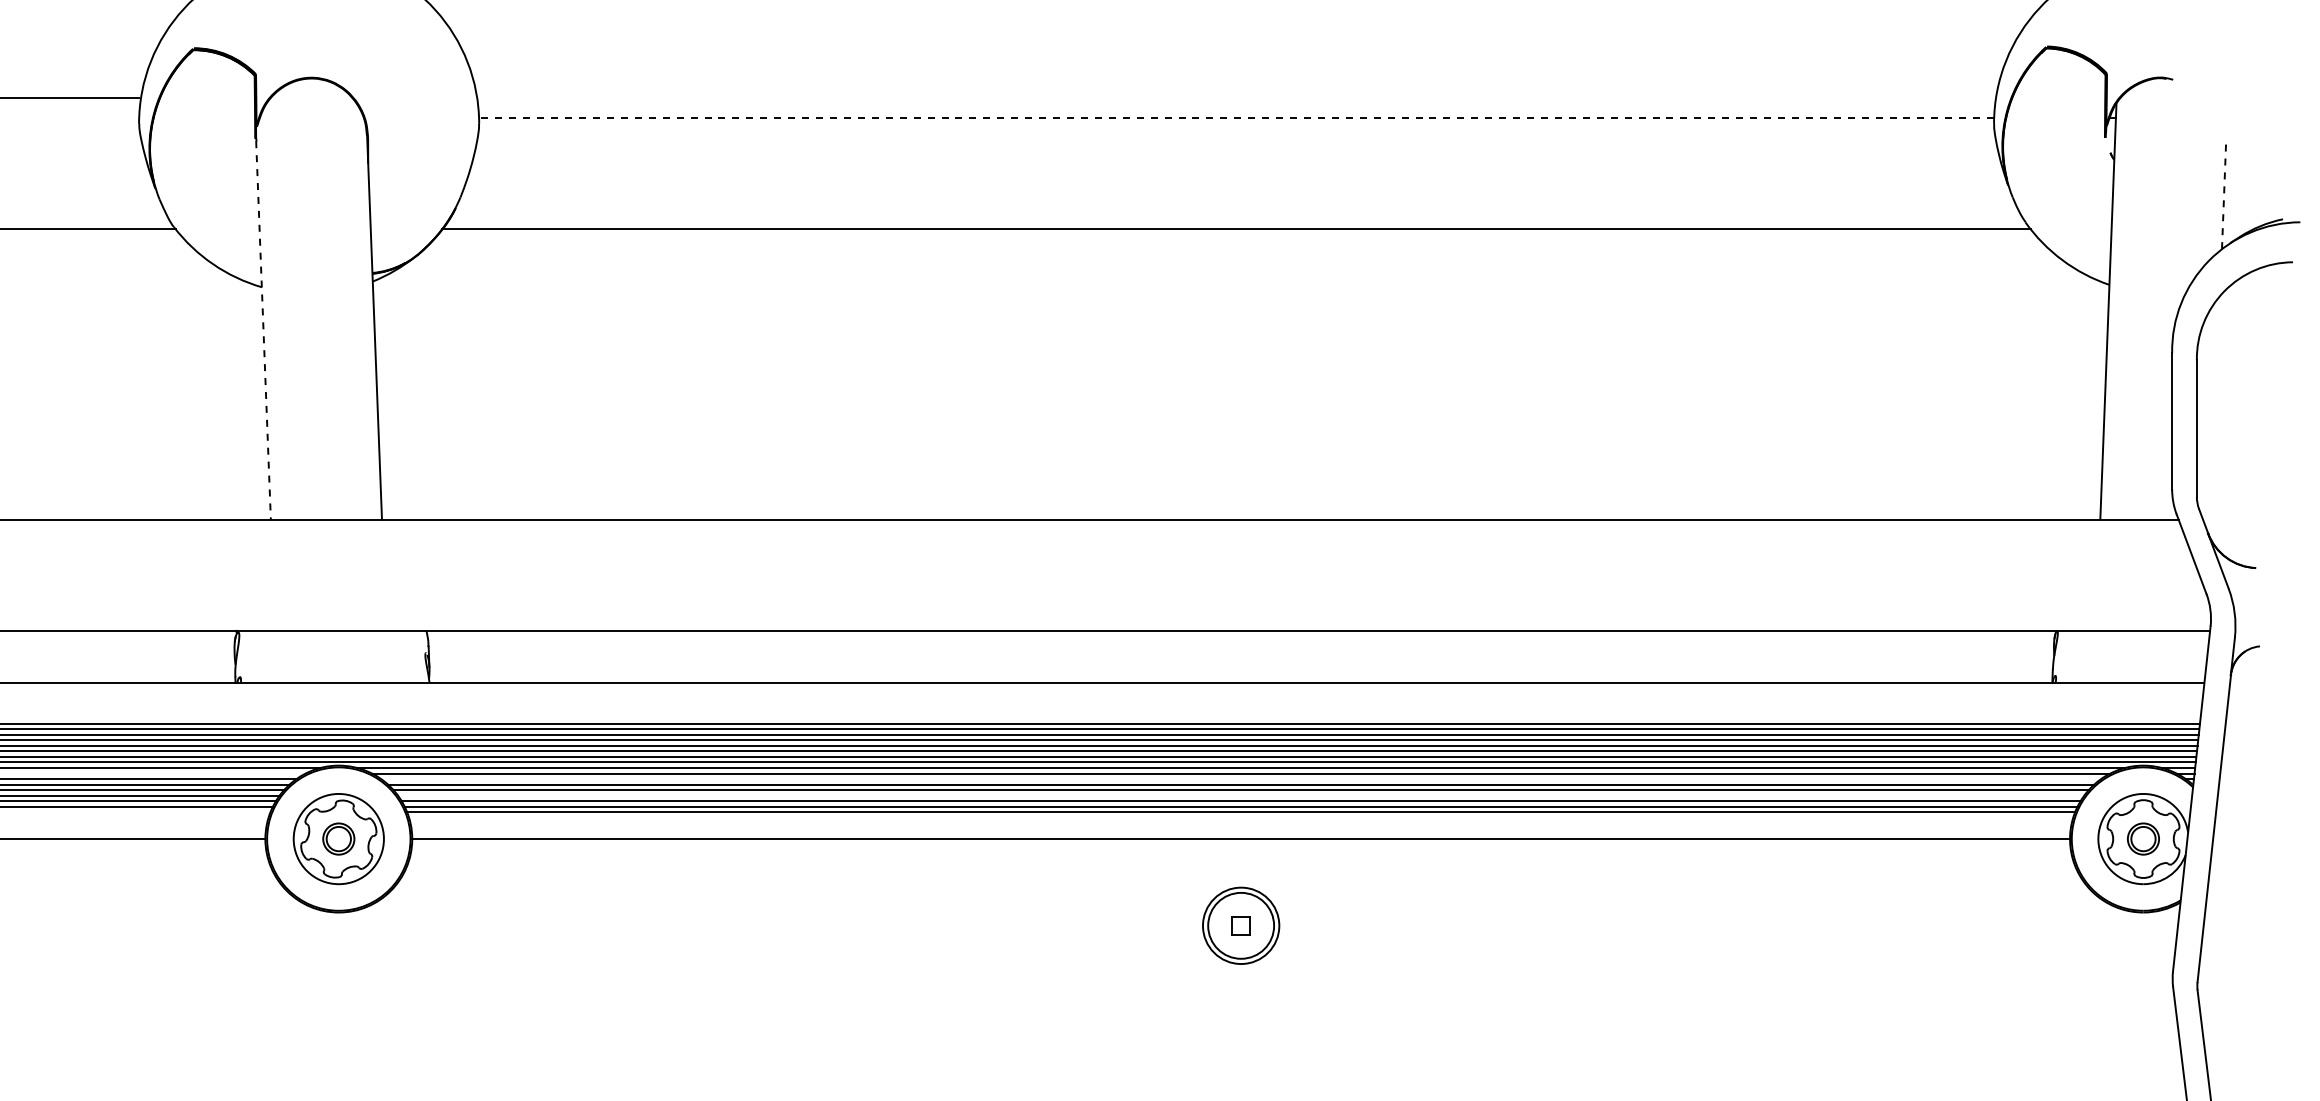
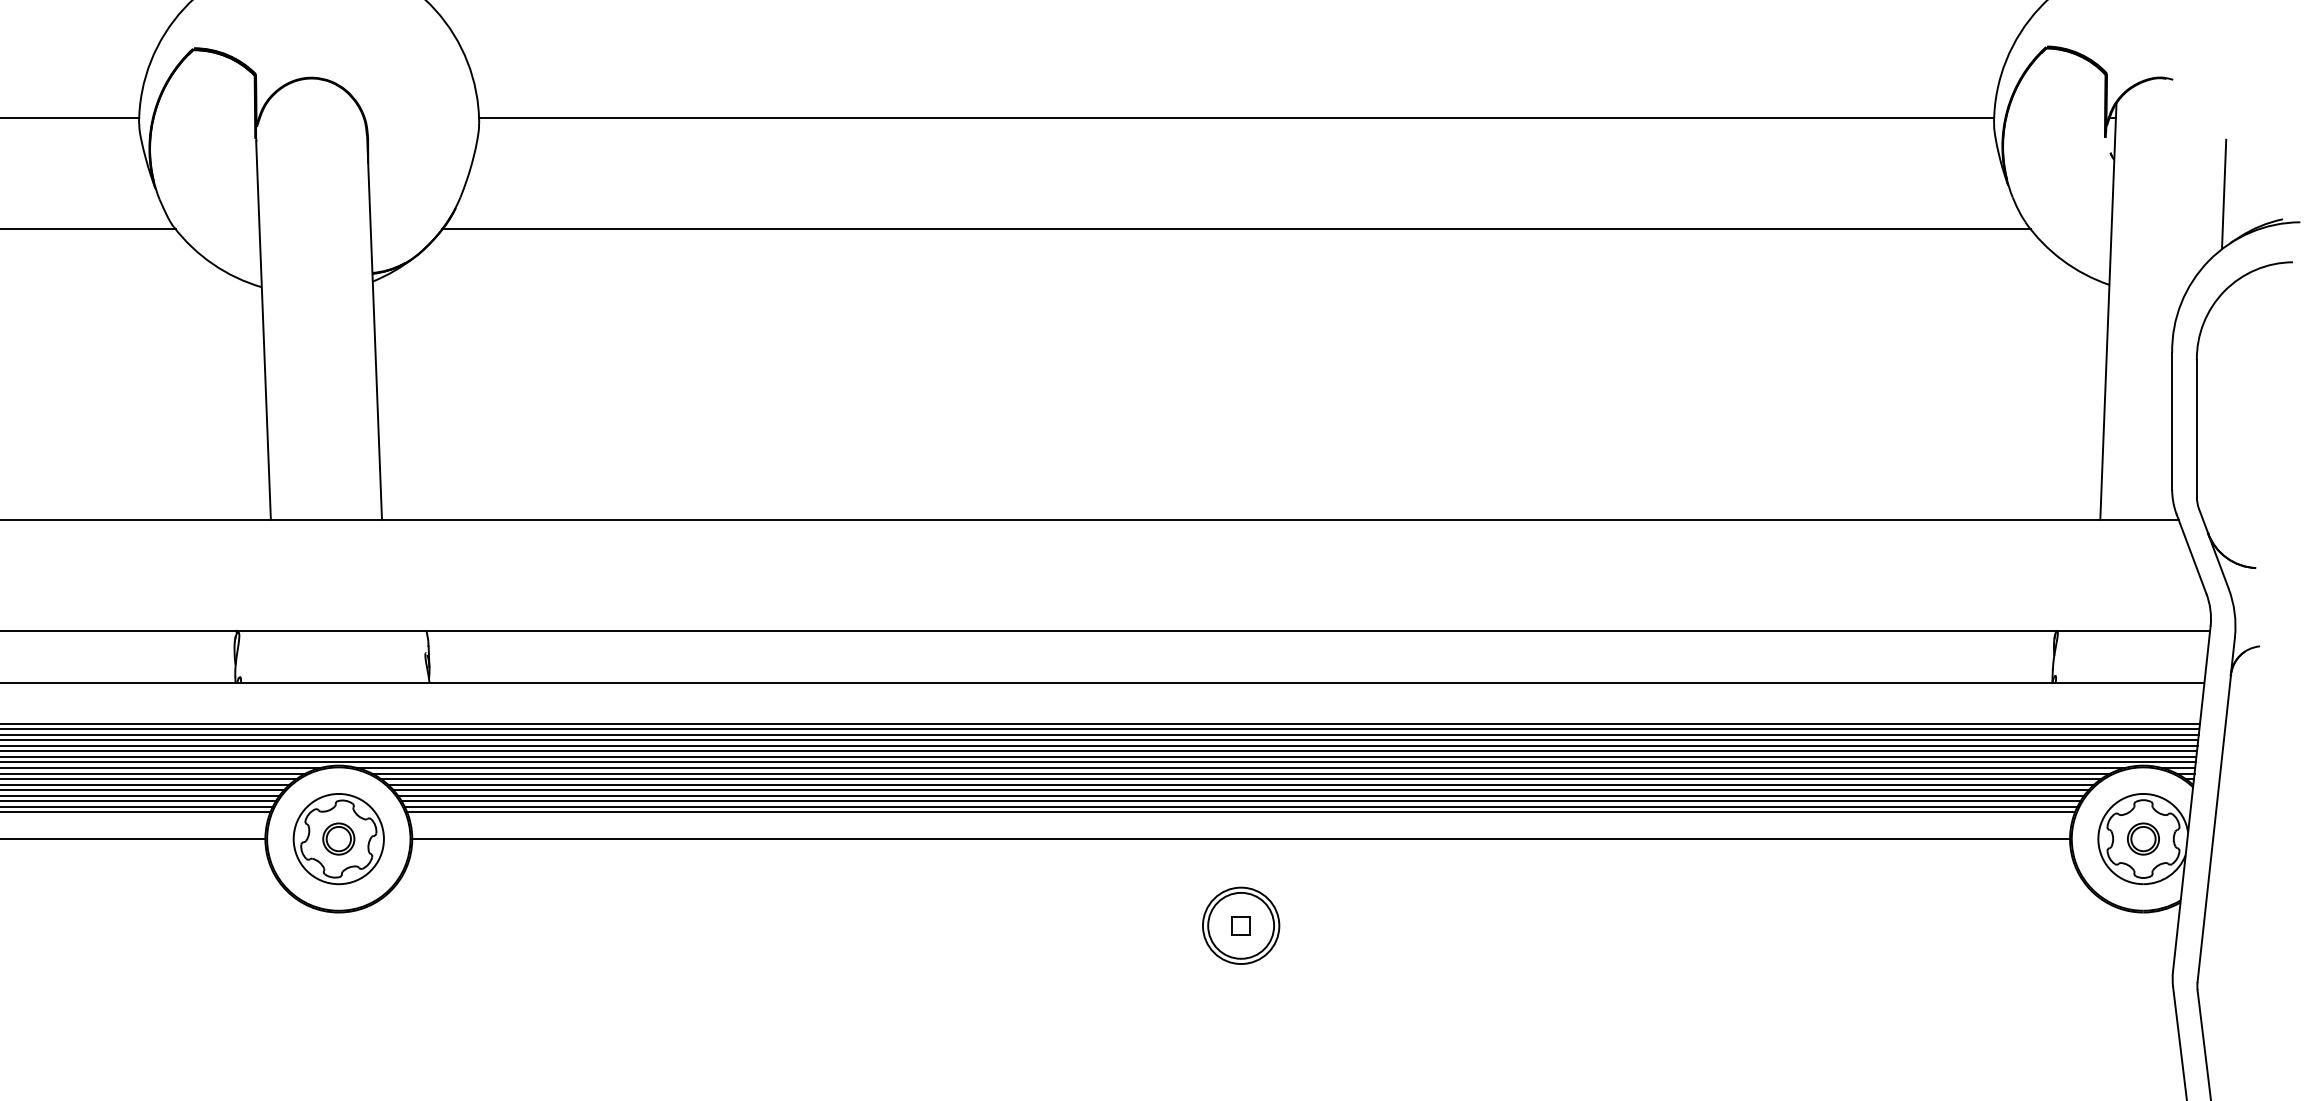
line position: (70, 98) -> (70, 118) (70, 118)
line: dashed -> solid (1236, 118)
line: dashed -> solid (2224, 194)
line: dashed -> solid (263, 331)
line: none -> present (153, 773)
line: none -> present (1241, 779)
line: none -> present (1241, 795)
line: none -> present (136, 812)
